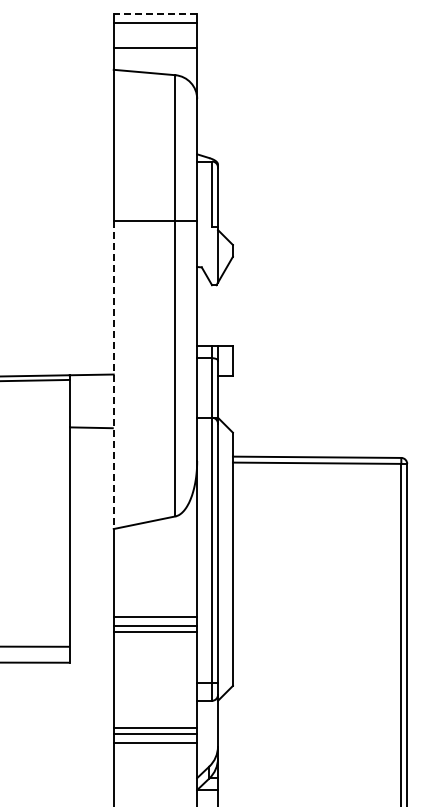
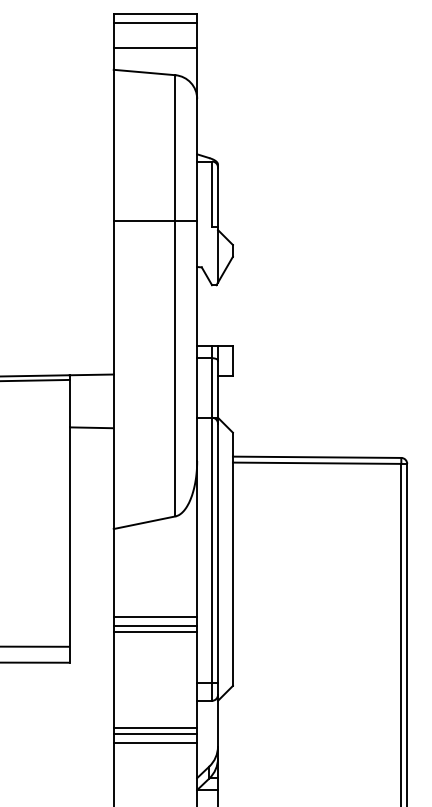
line: dashed -> solid (155, 14)
line: dashed -> solid (113, 375)
